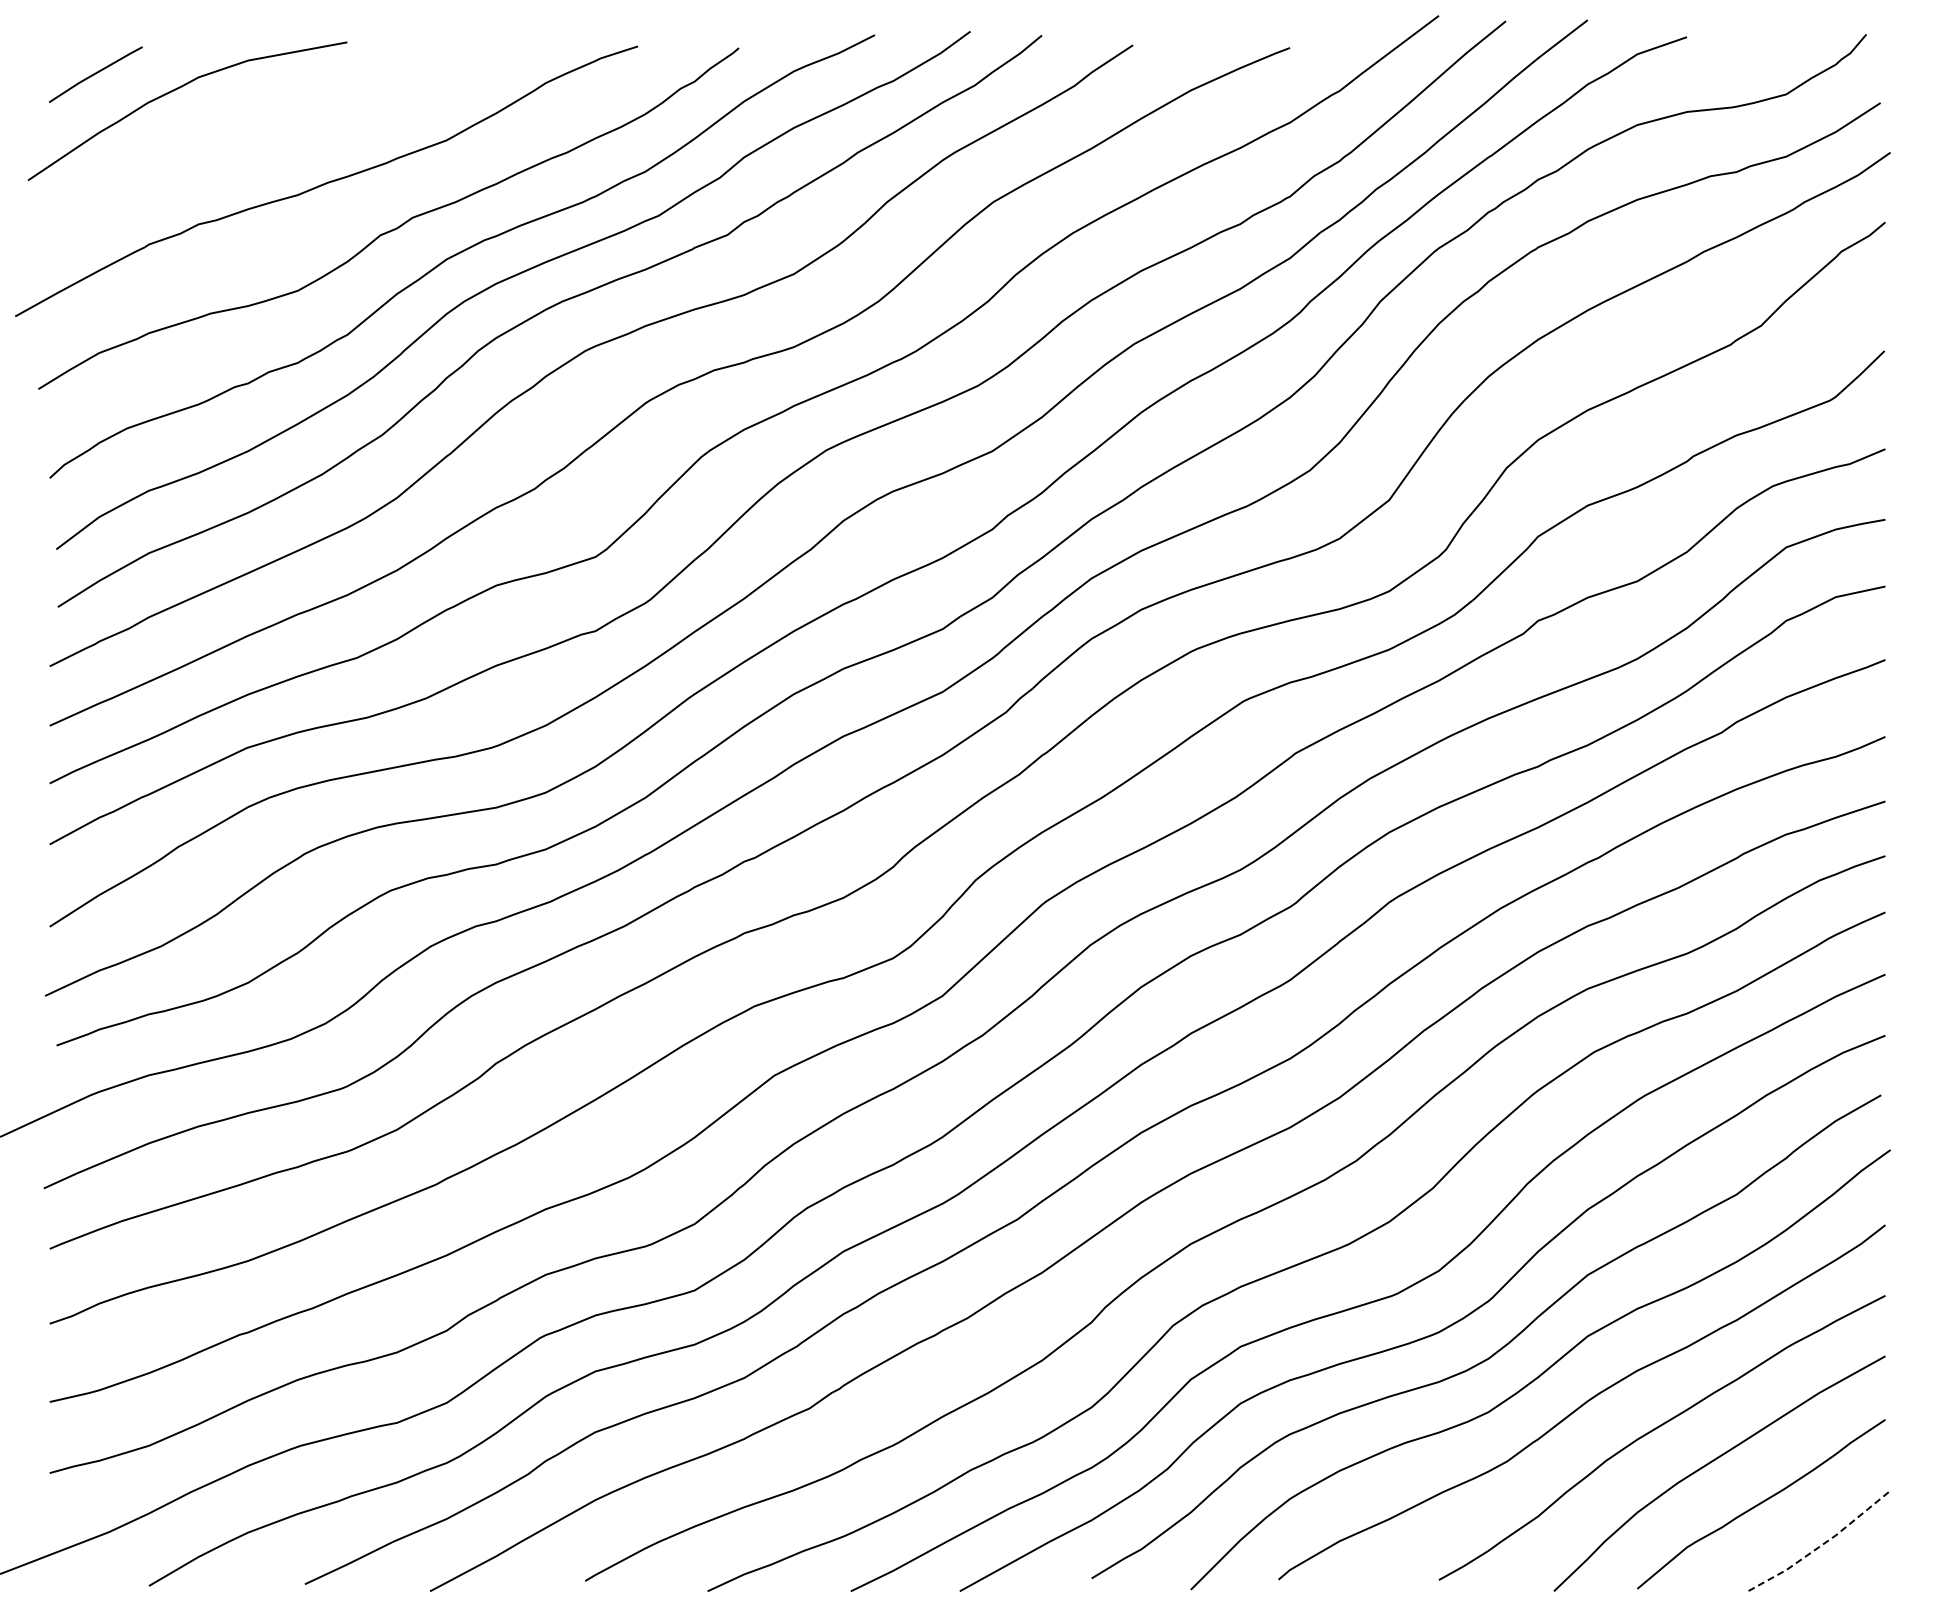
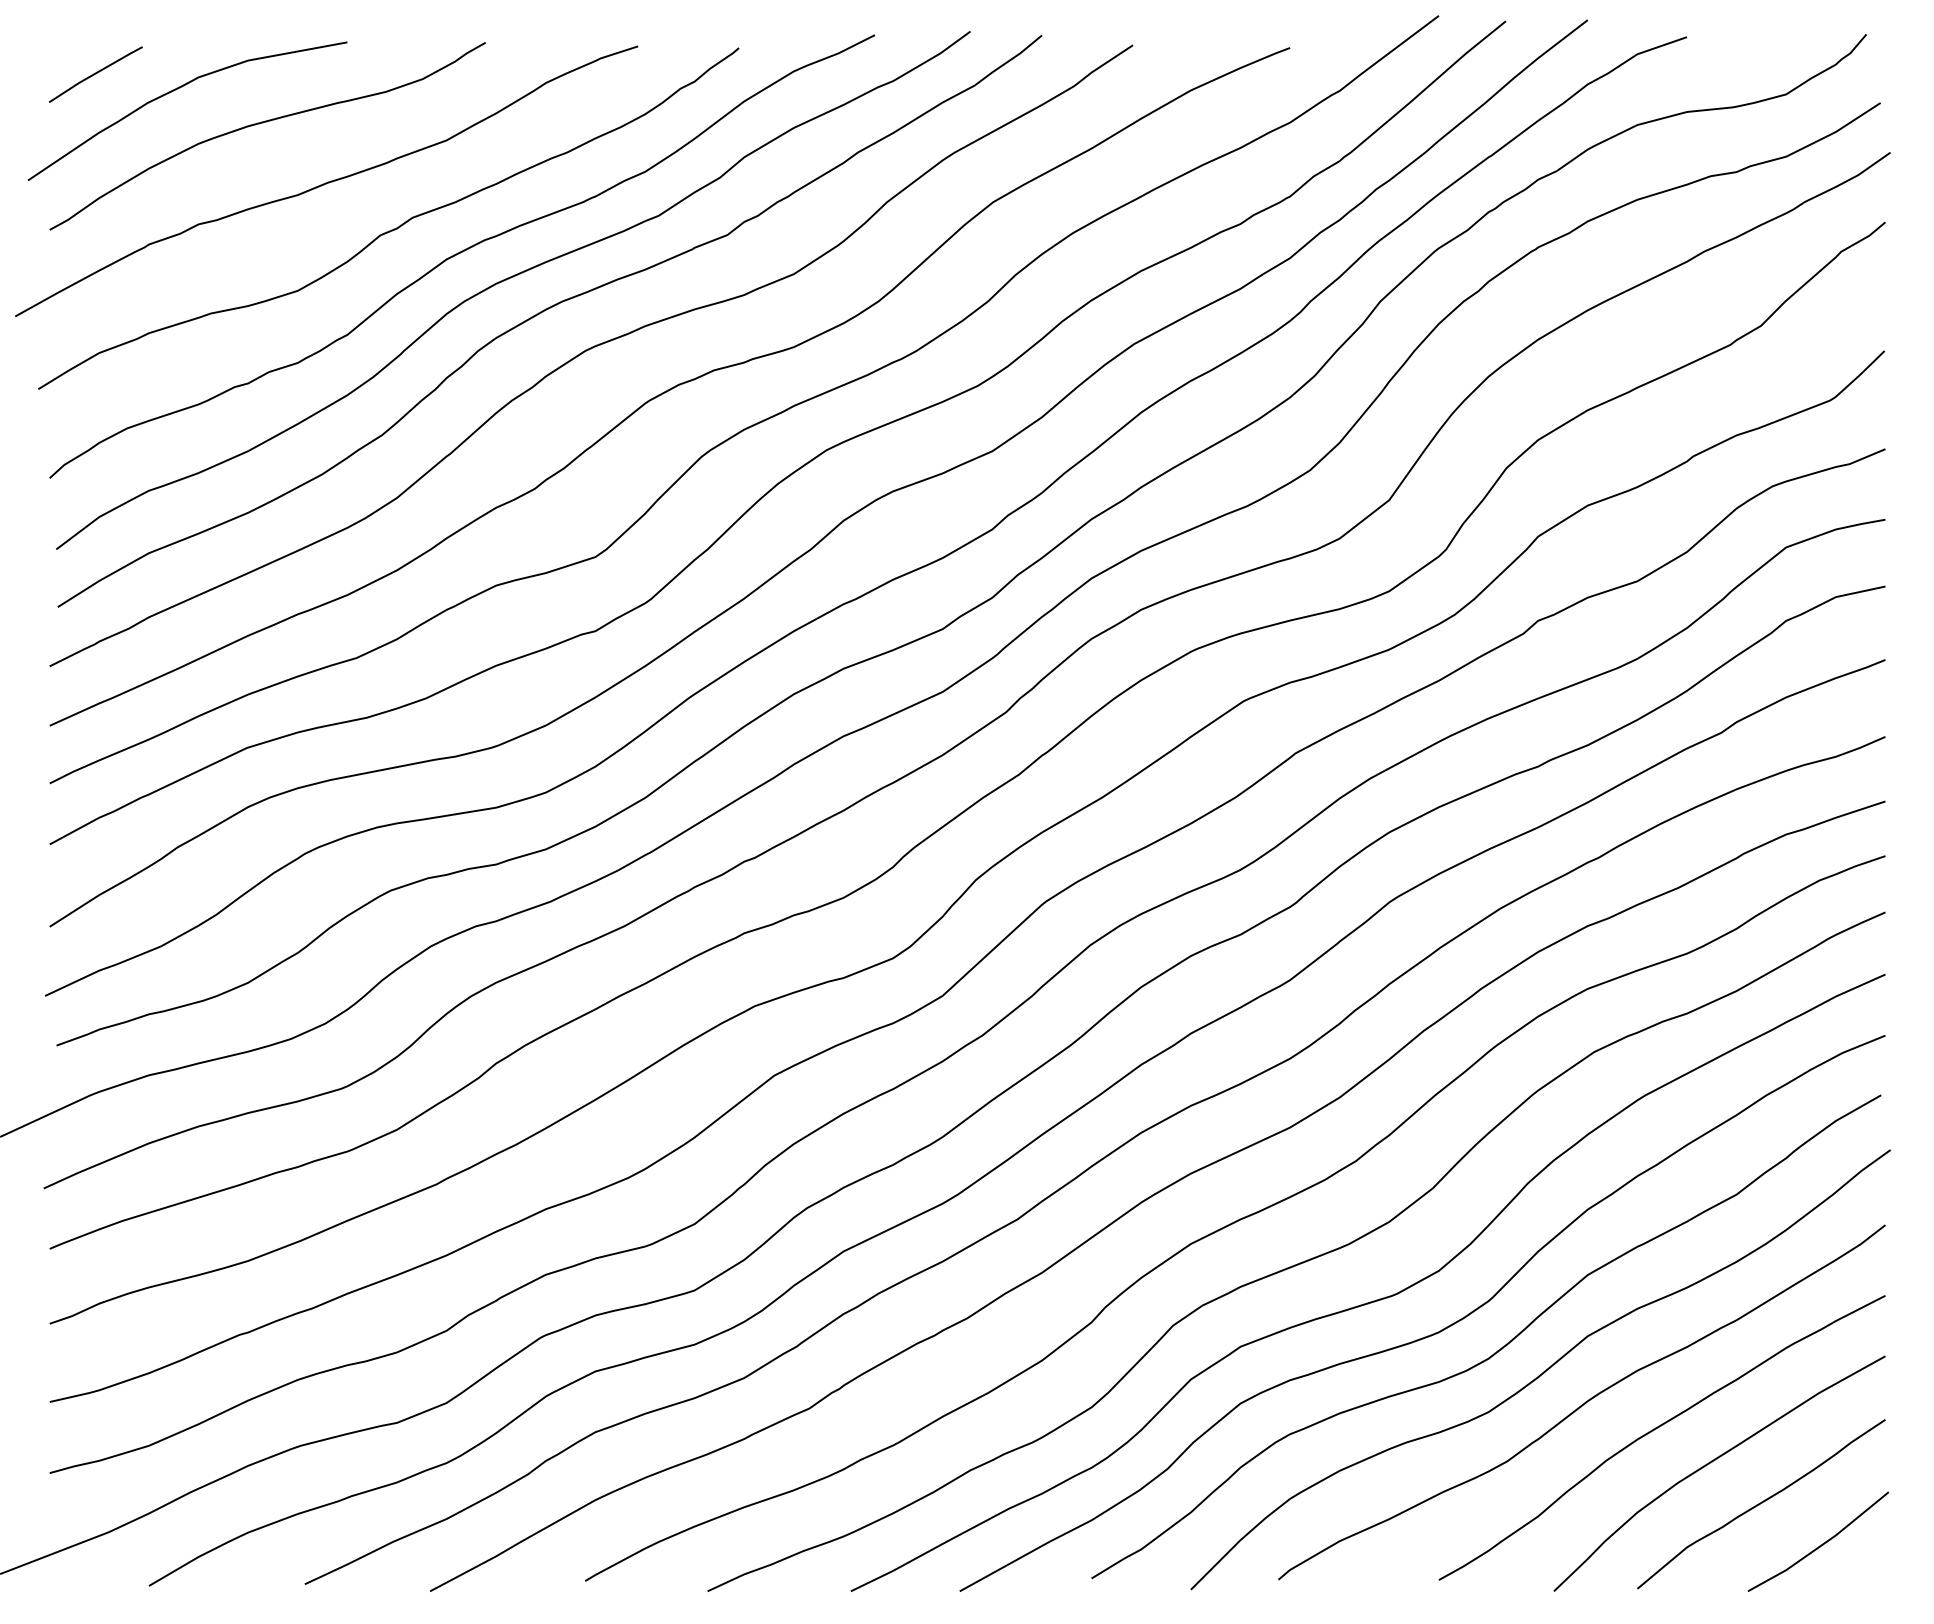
curve: none -> present (263, 123)
line: dashed -> solid (1821, 1545)
